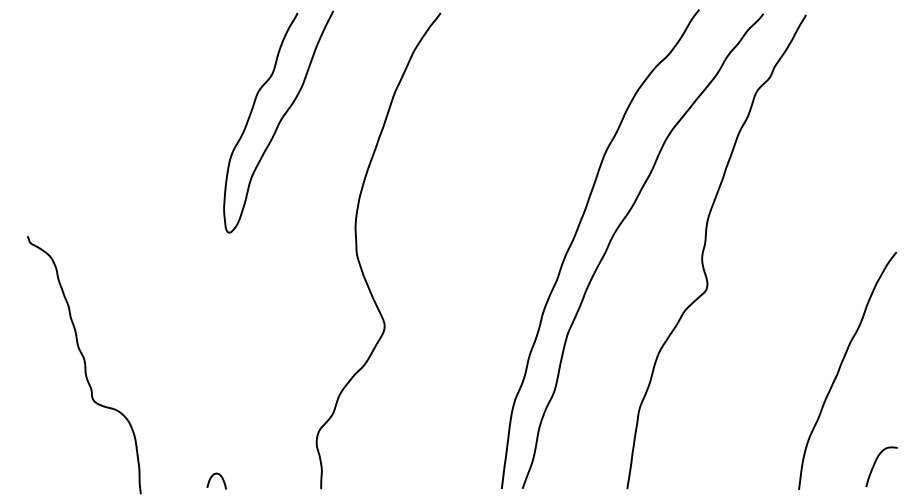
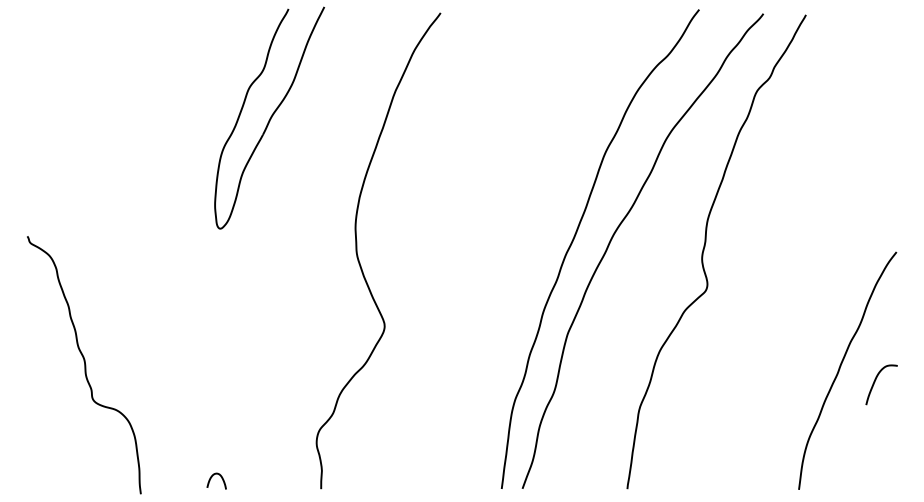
part position: (278, 121) -> (269, 117) (269, 117)
curve position: (875, 464) -> (875, 382) (875, 382)
